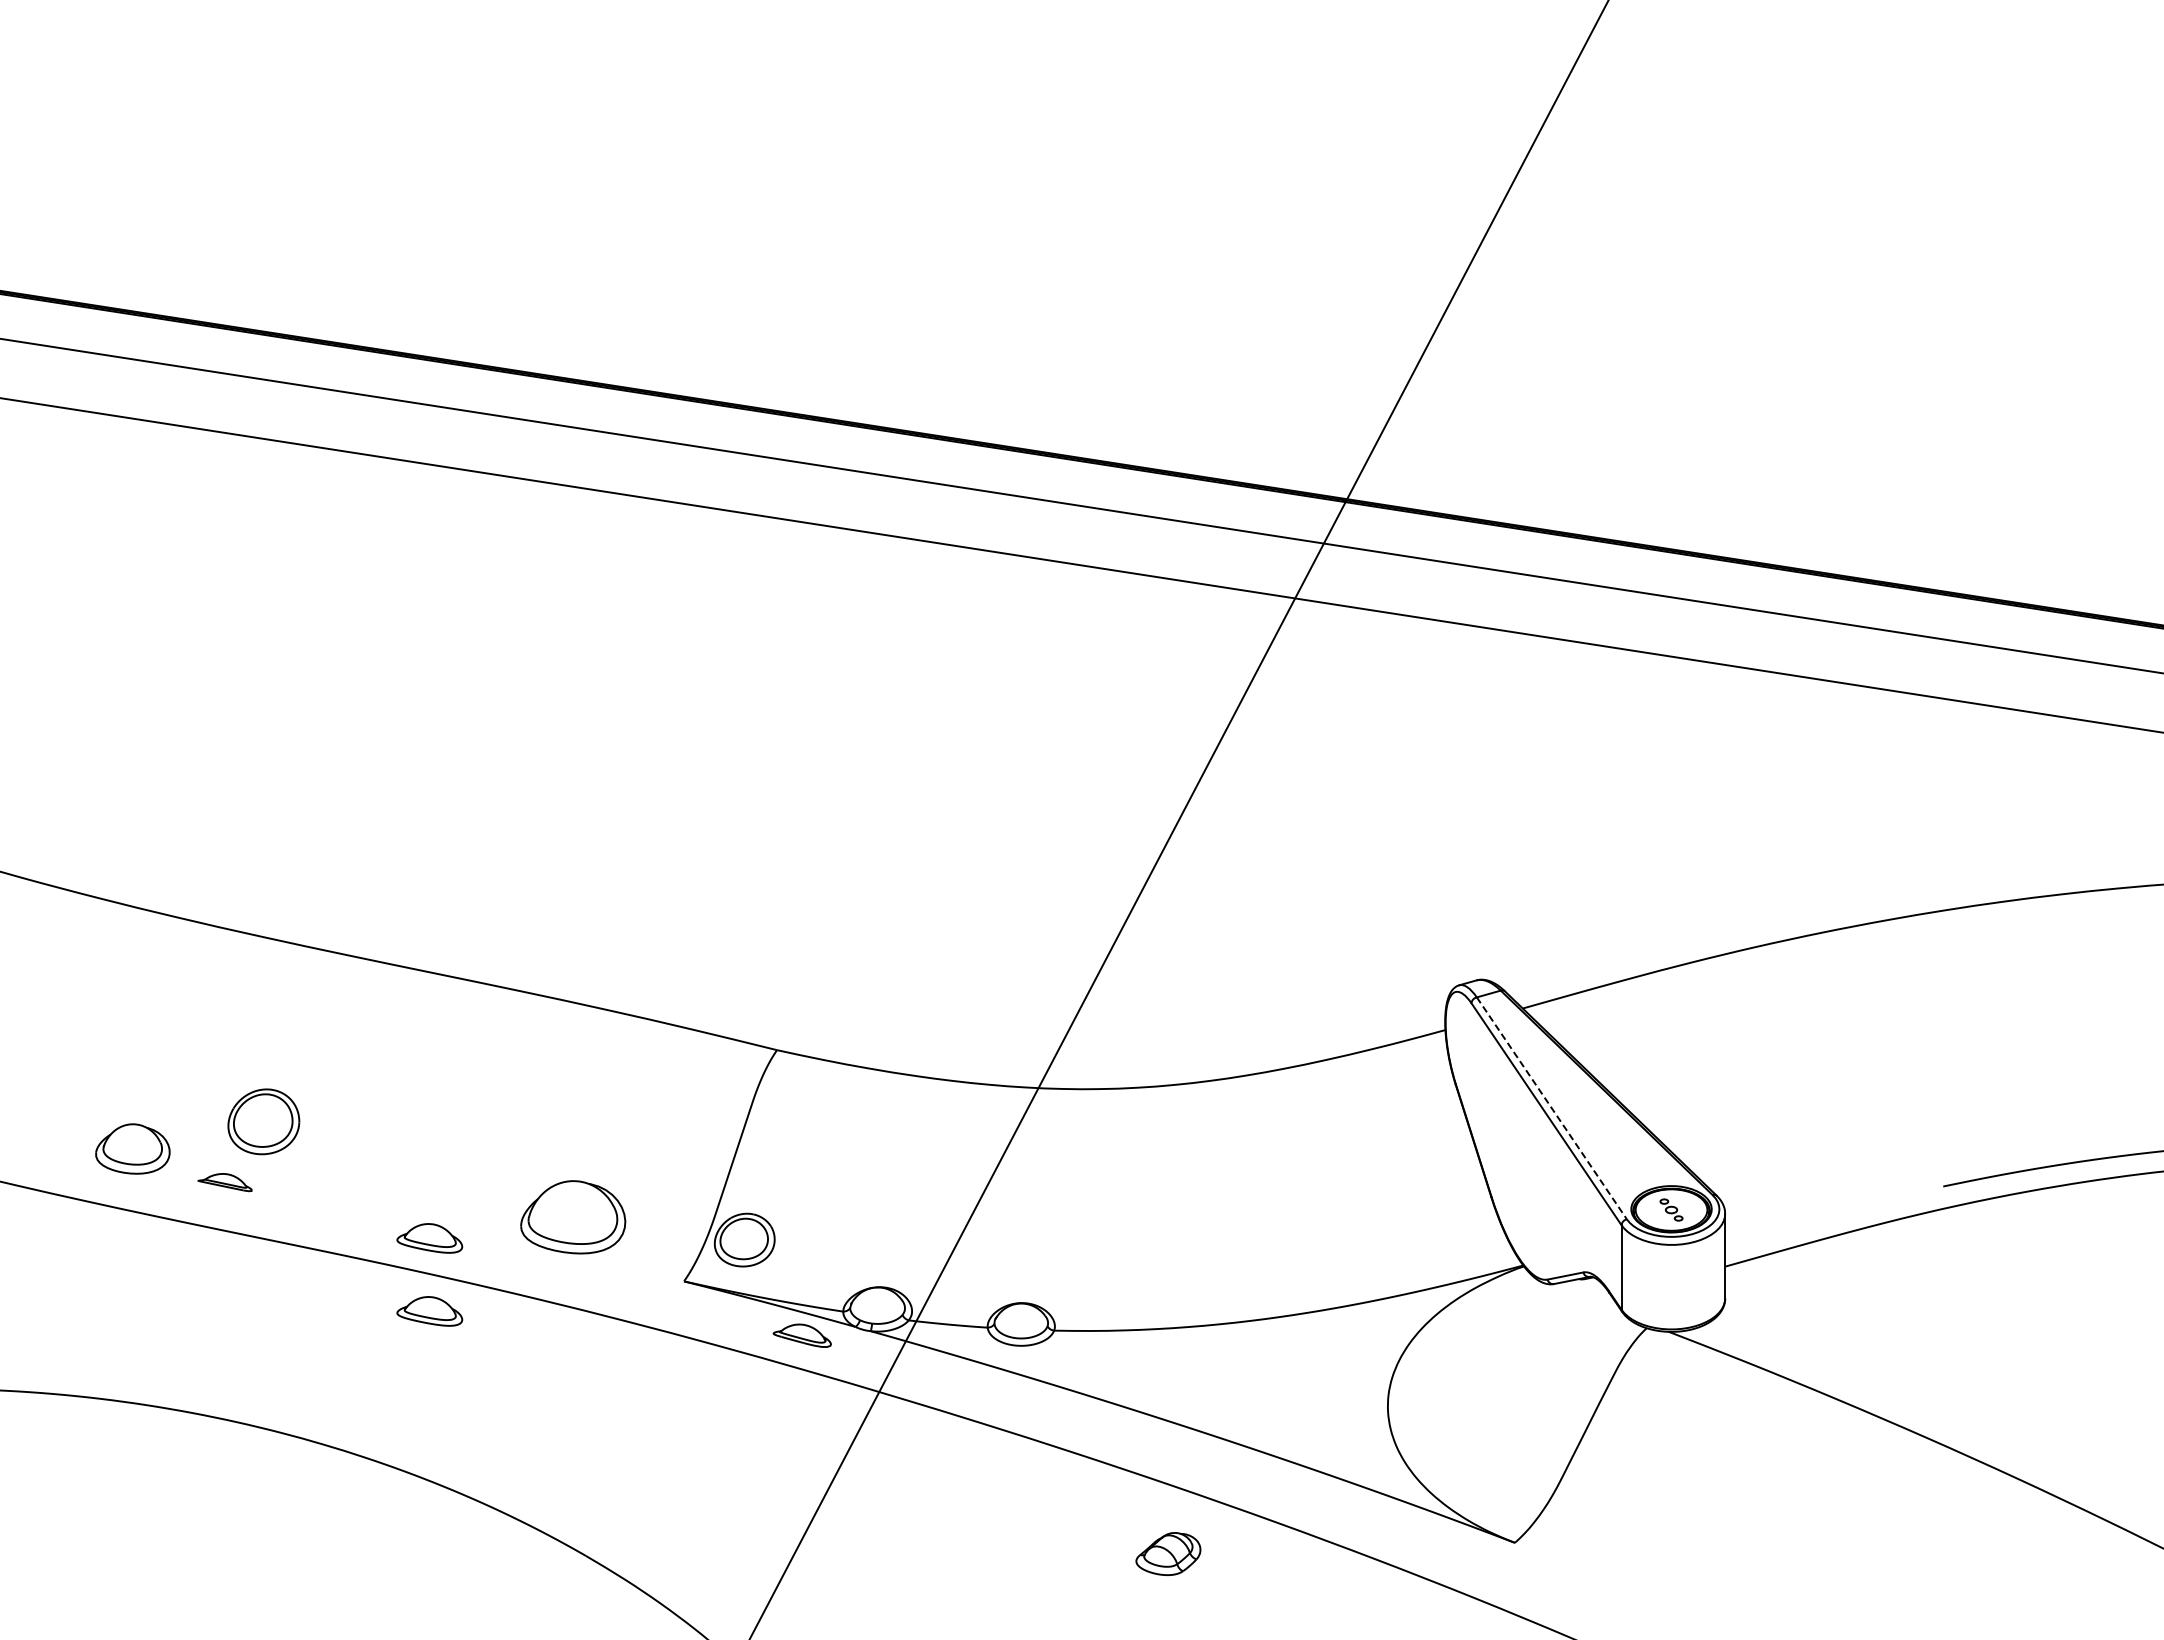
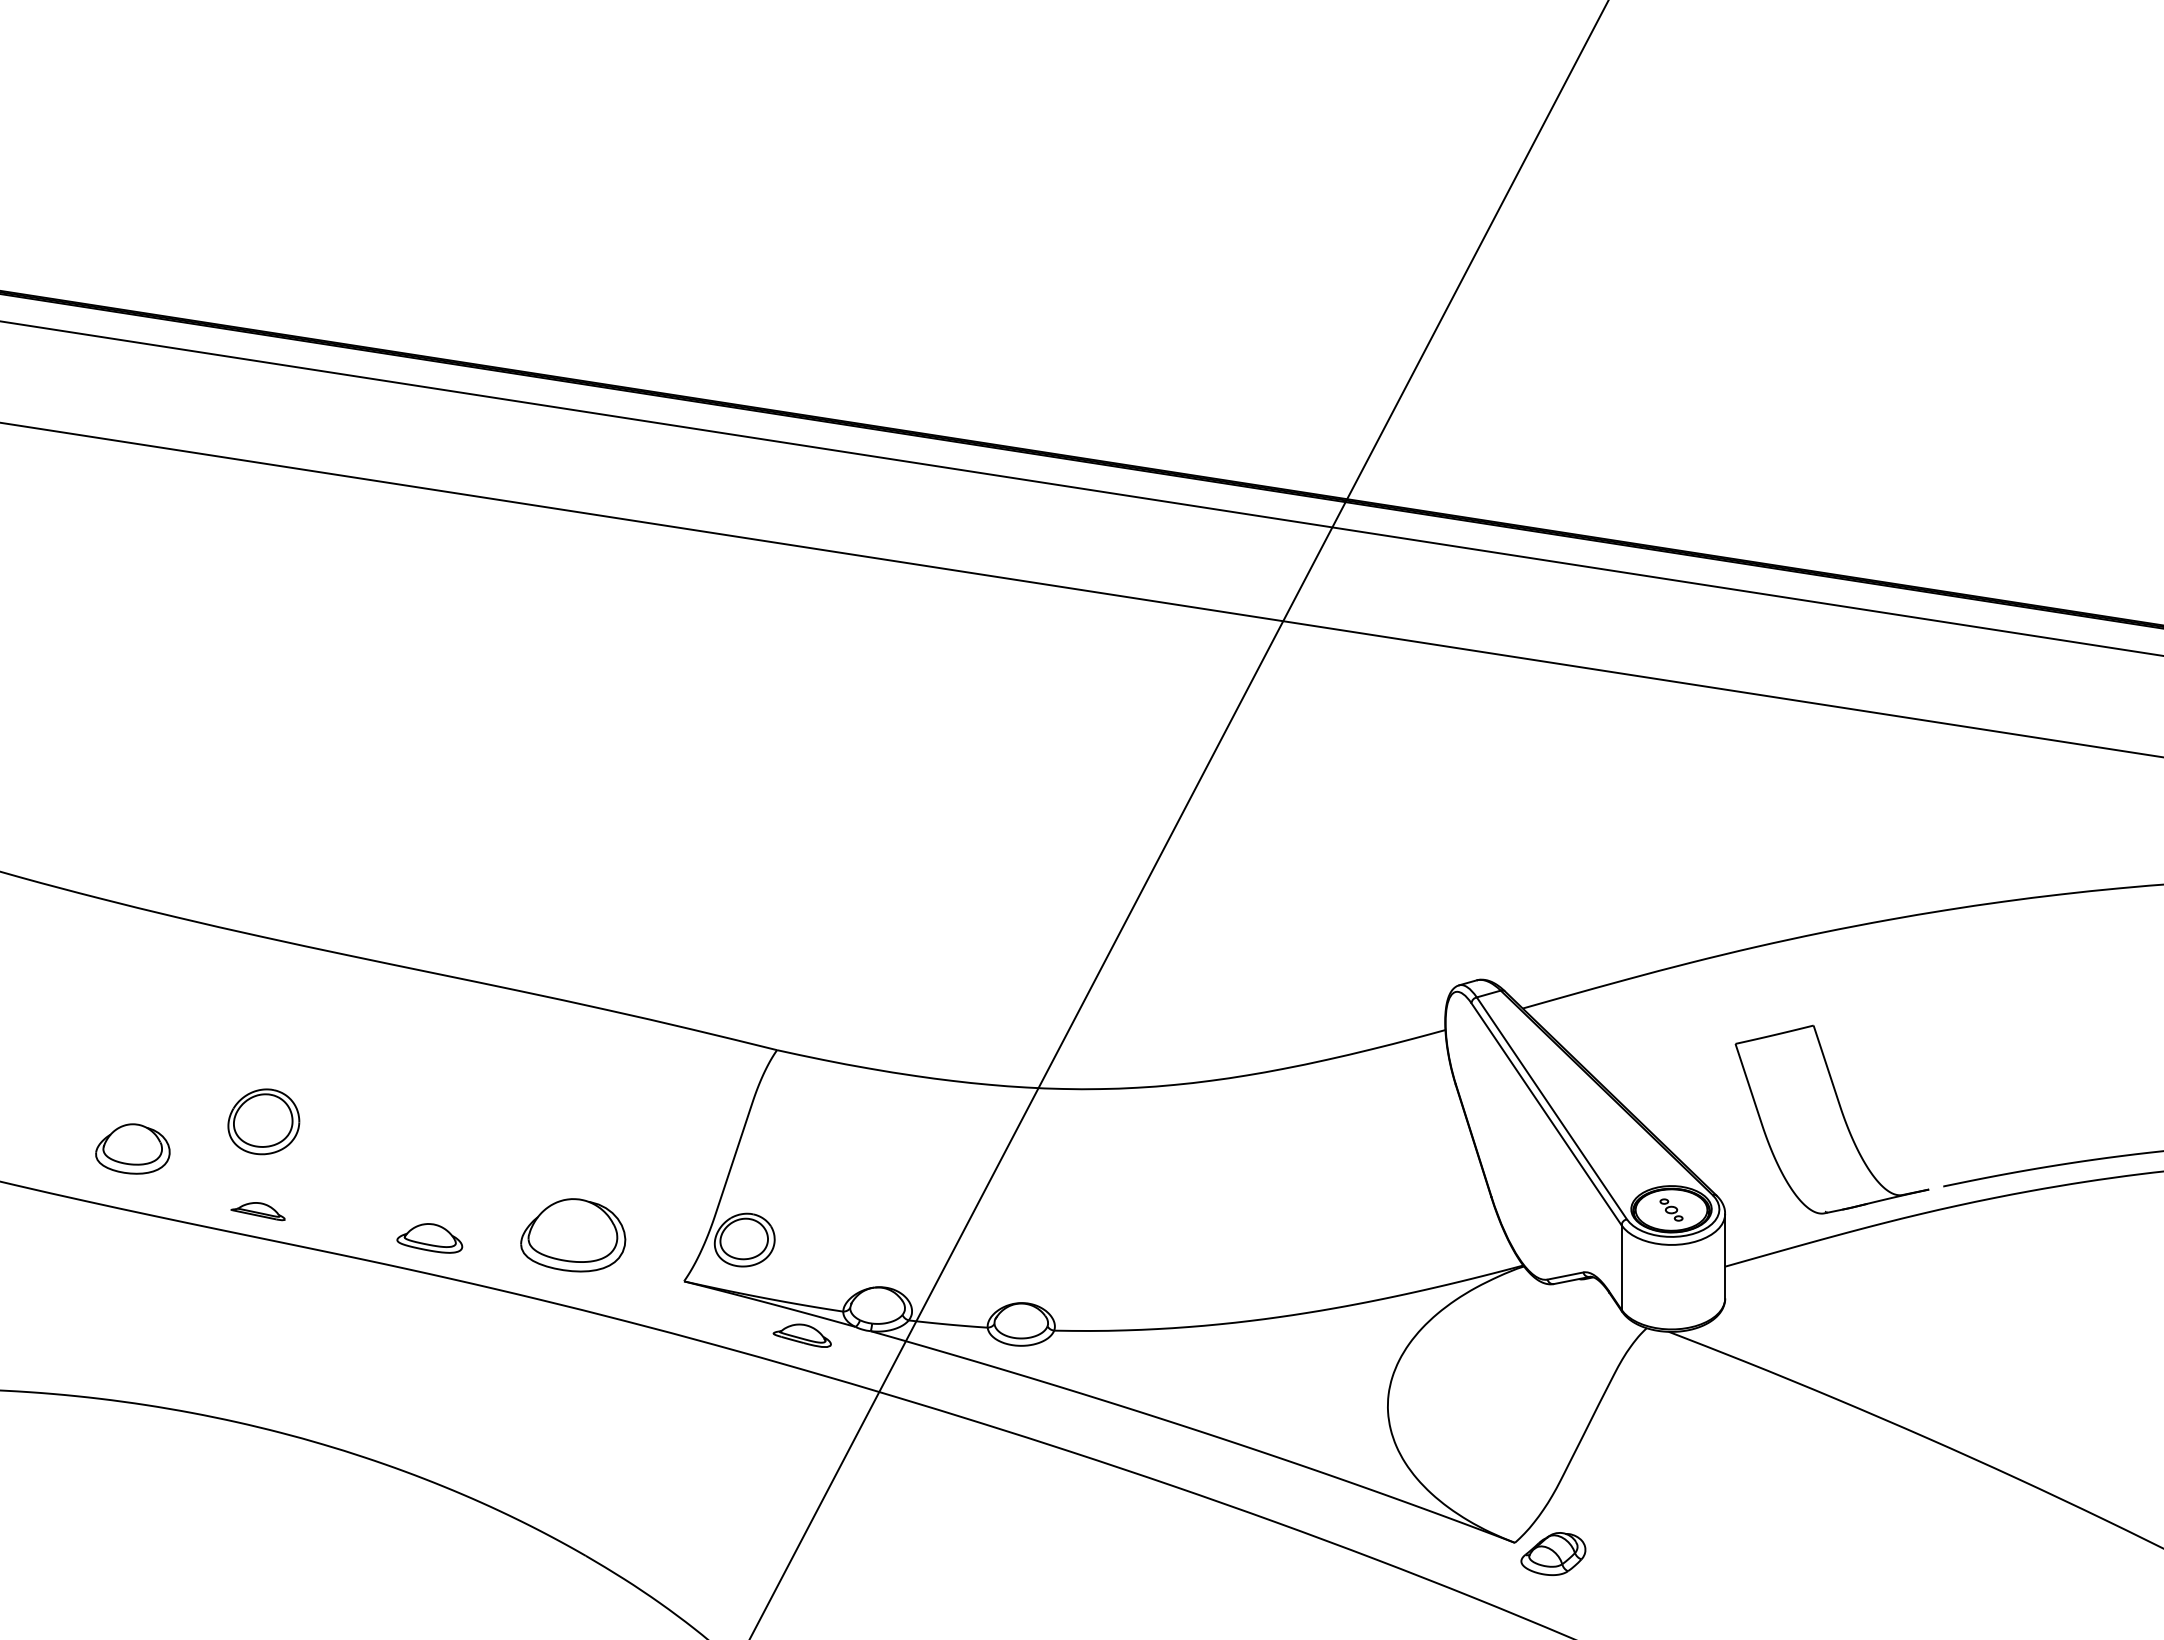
line position: (1081, 505) -> (1081, 488) (1081, 488)
line position: (1081, 565) -> (1081, 589) (1081, 589)
line: dashed -> solid (1551, 1108)
part: none -> present (1831, 1119)
part position: (224, 1182) -> (257, 1211) (257, 1211)
part position: (573, 1217) -> (573, 1235) (573, 1235)
part: present -> none (429, 1311)
part position: (1168, 1553) -> (1553, 1553) (1553, 1553)
